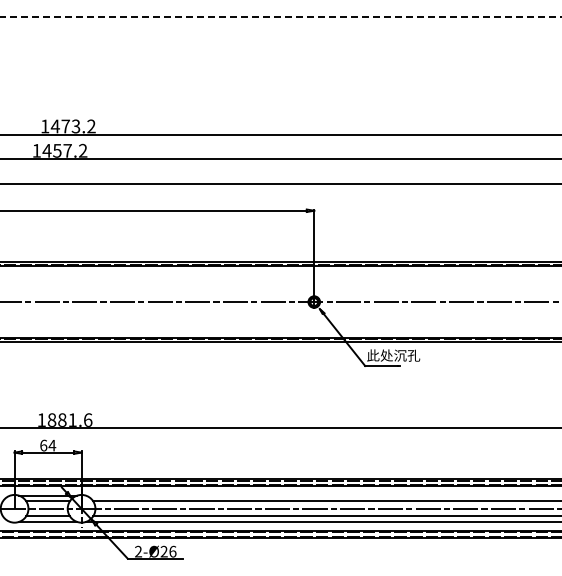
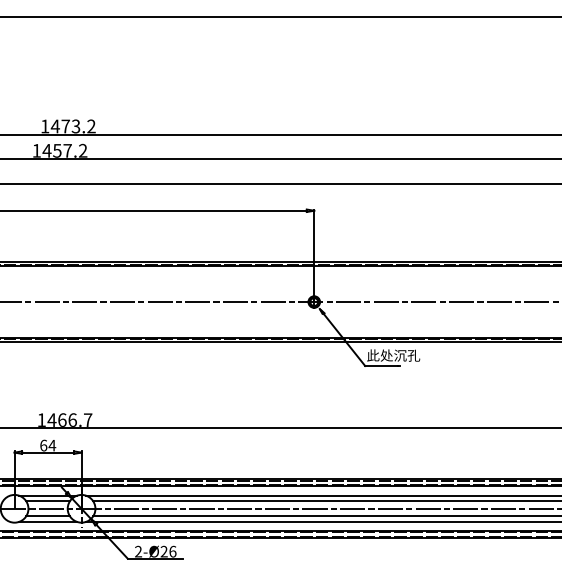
line: dashed -> solid (280, 17)
text: 1881.6 -> 1466.7 (69, 419)
line: none -> present (322, 495)
